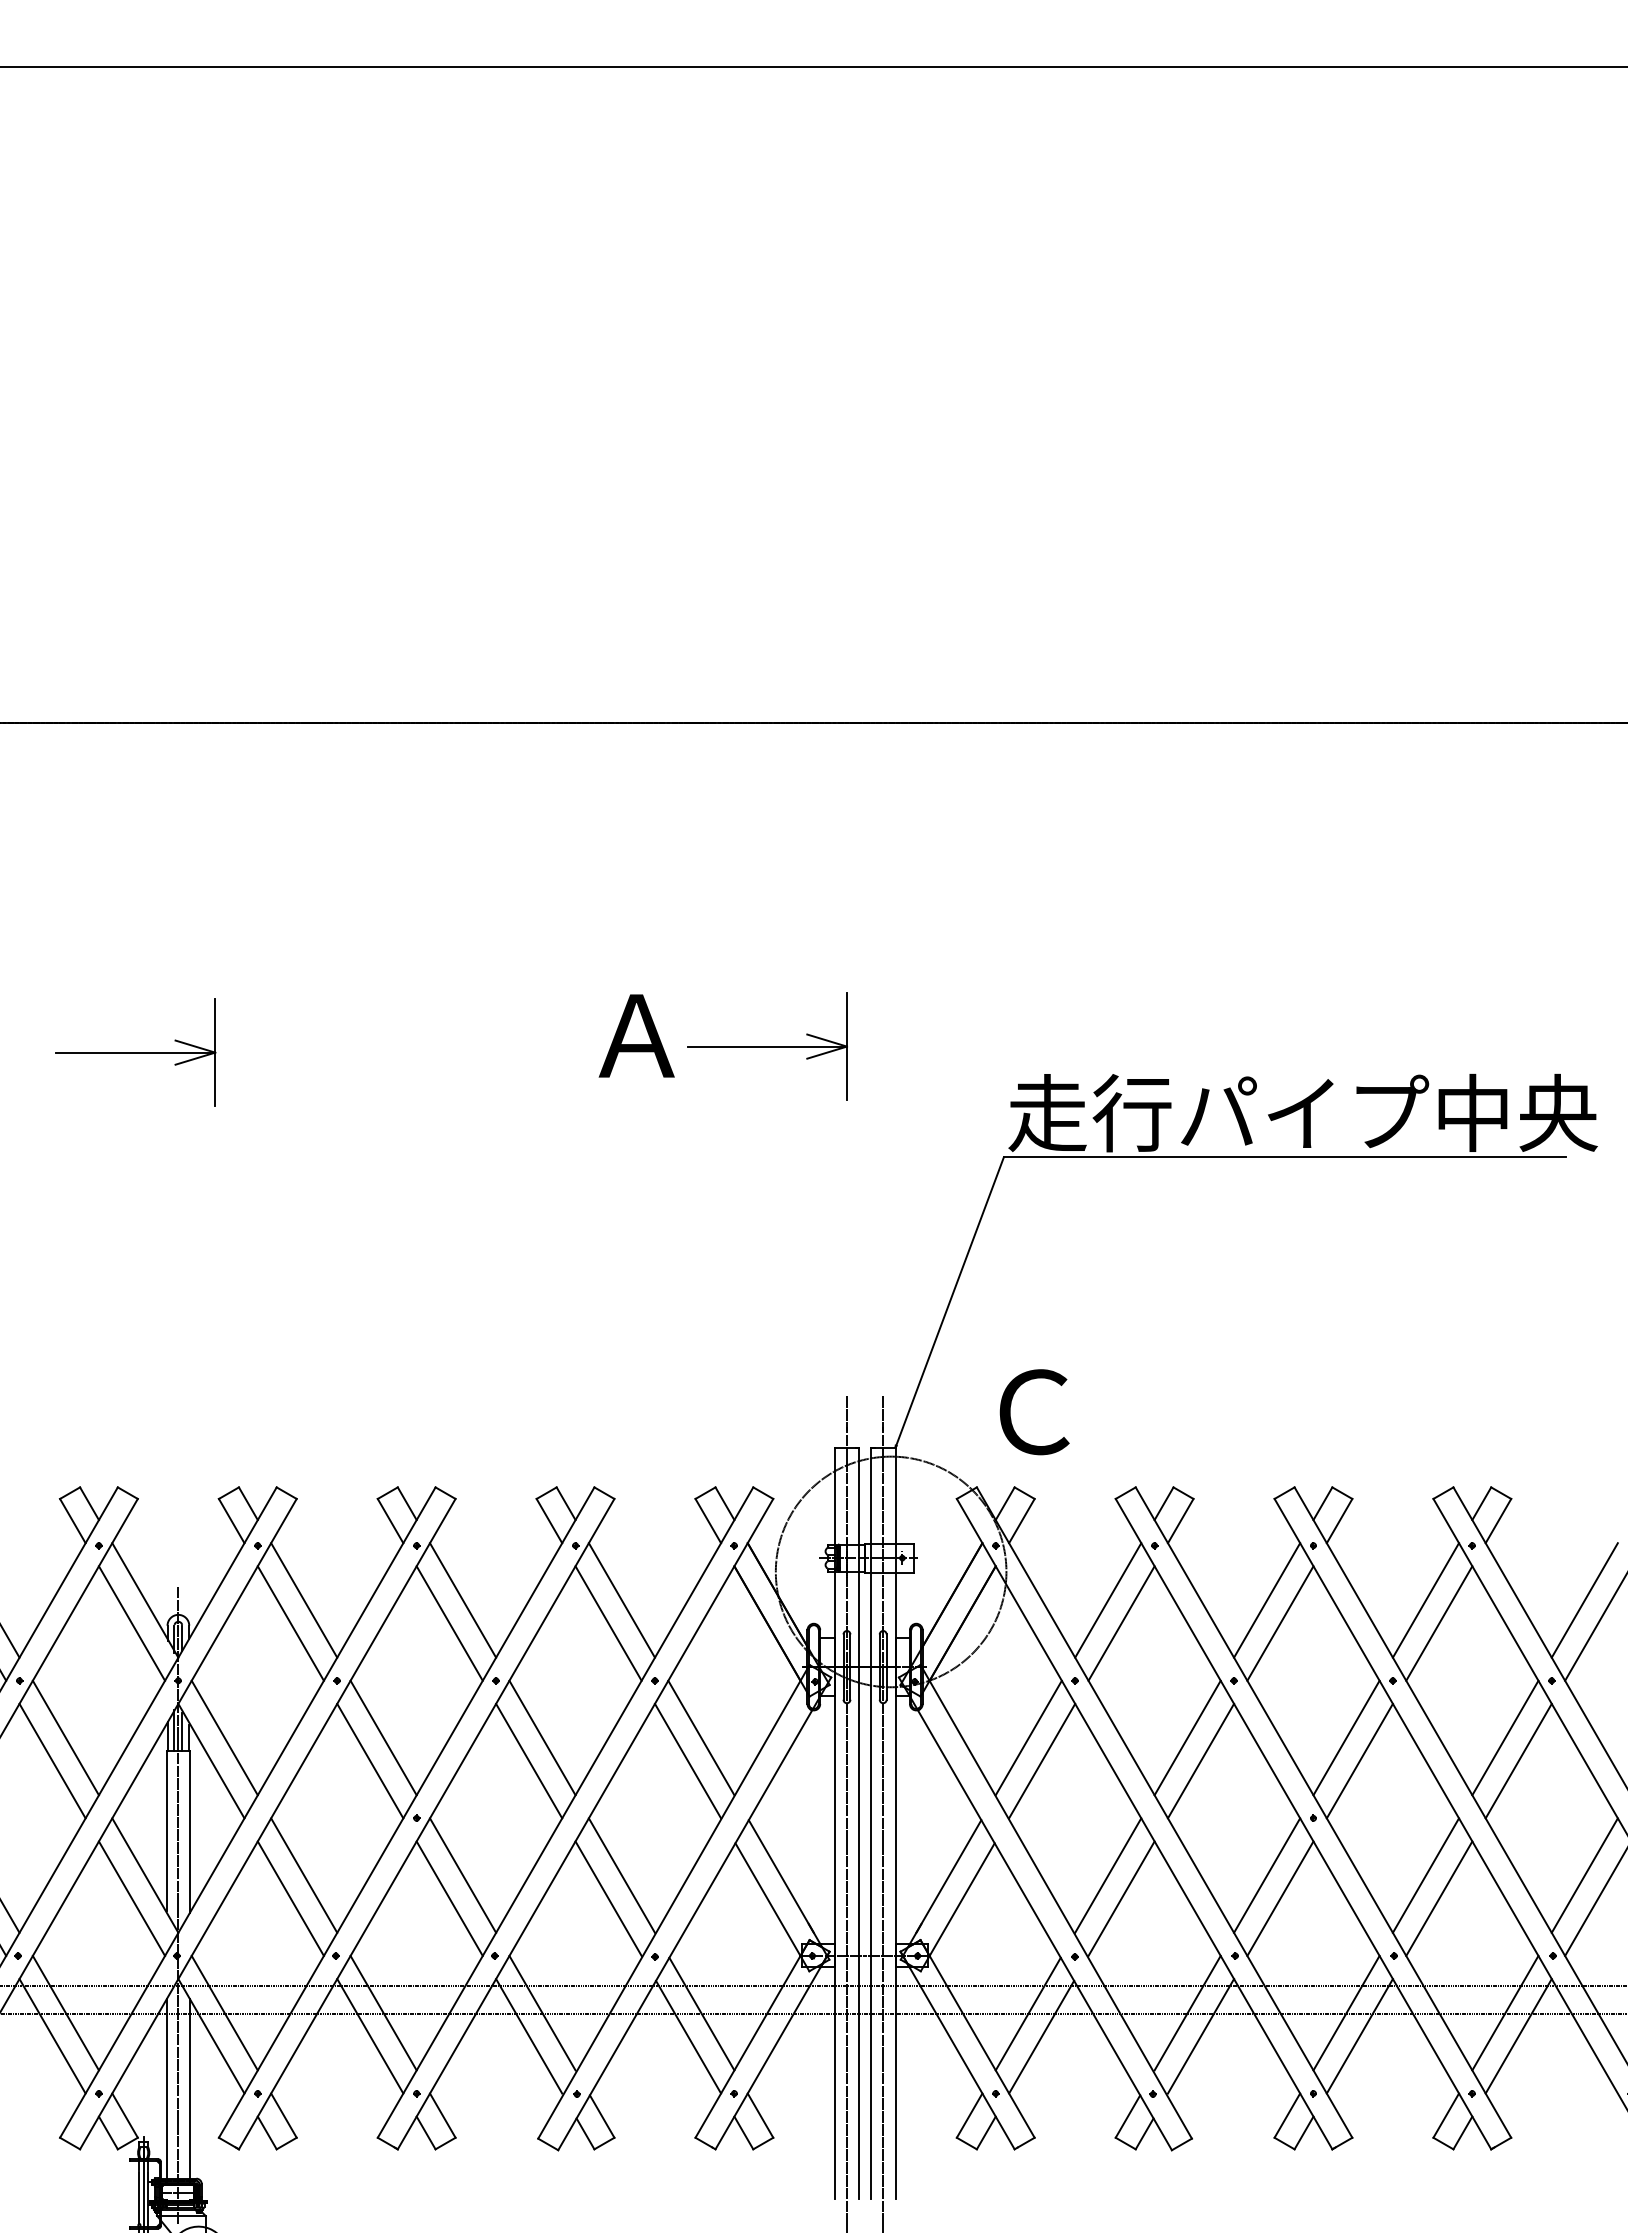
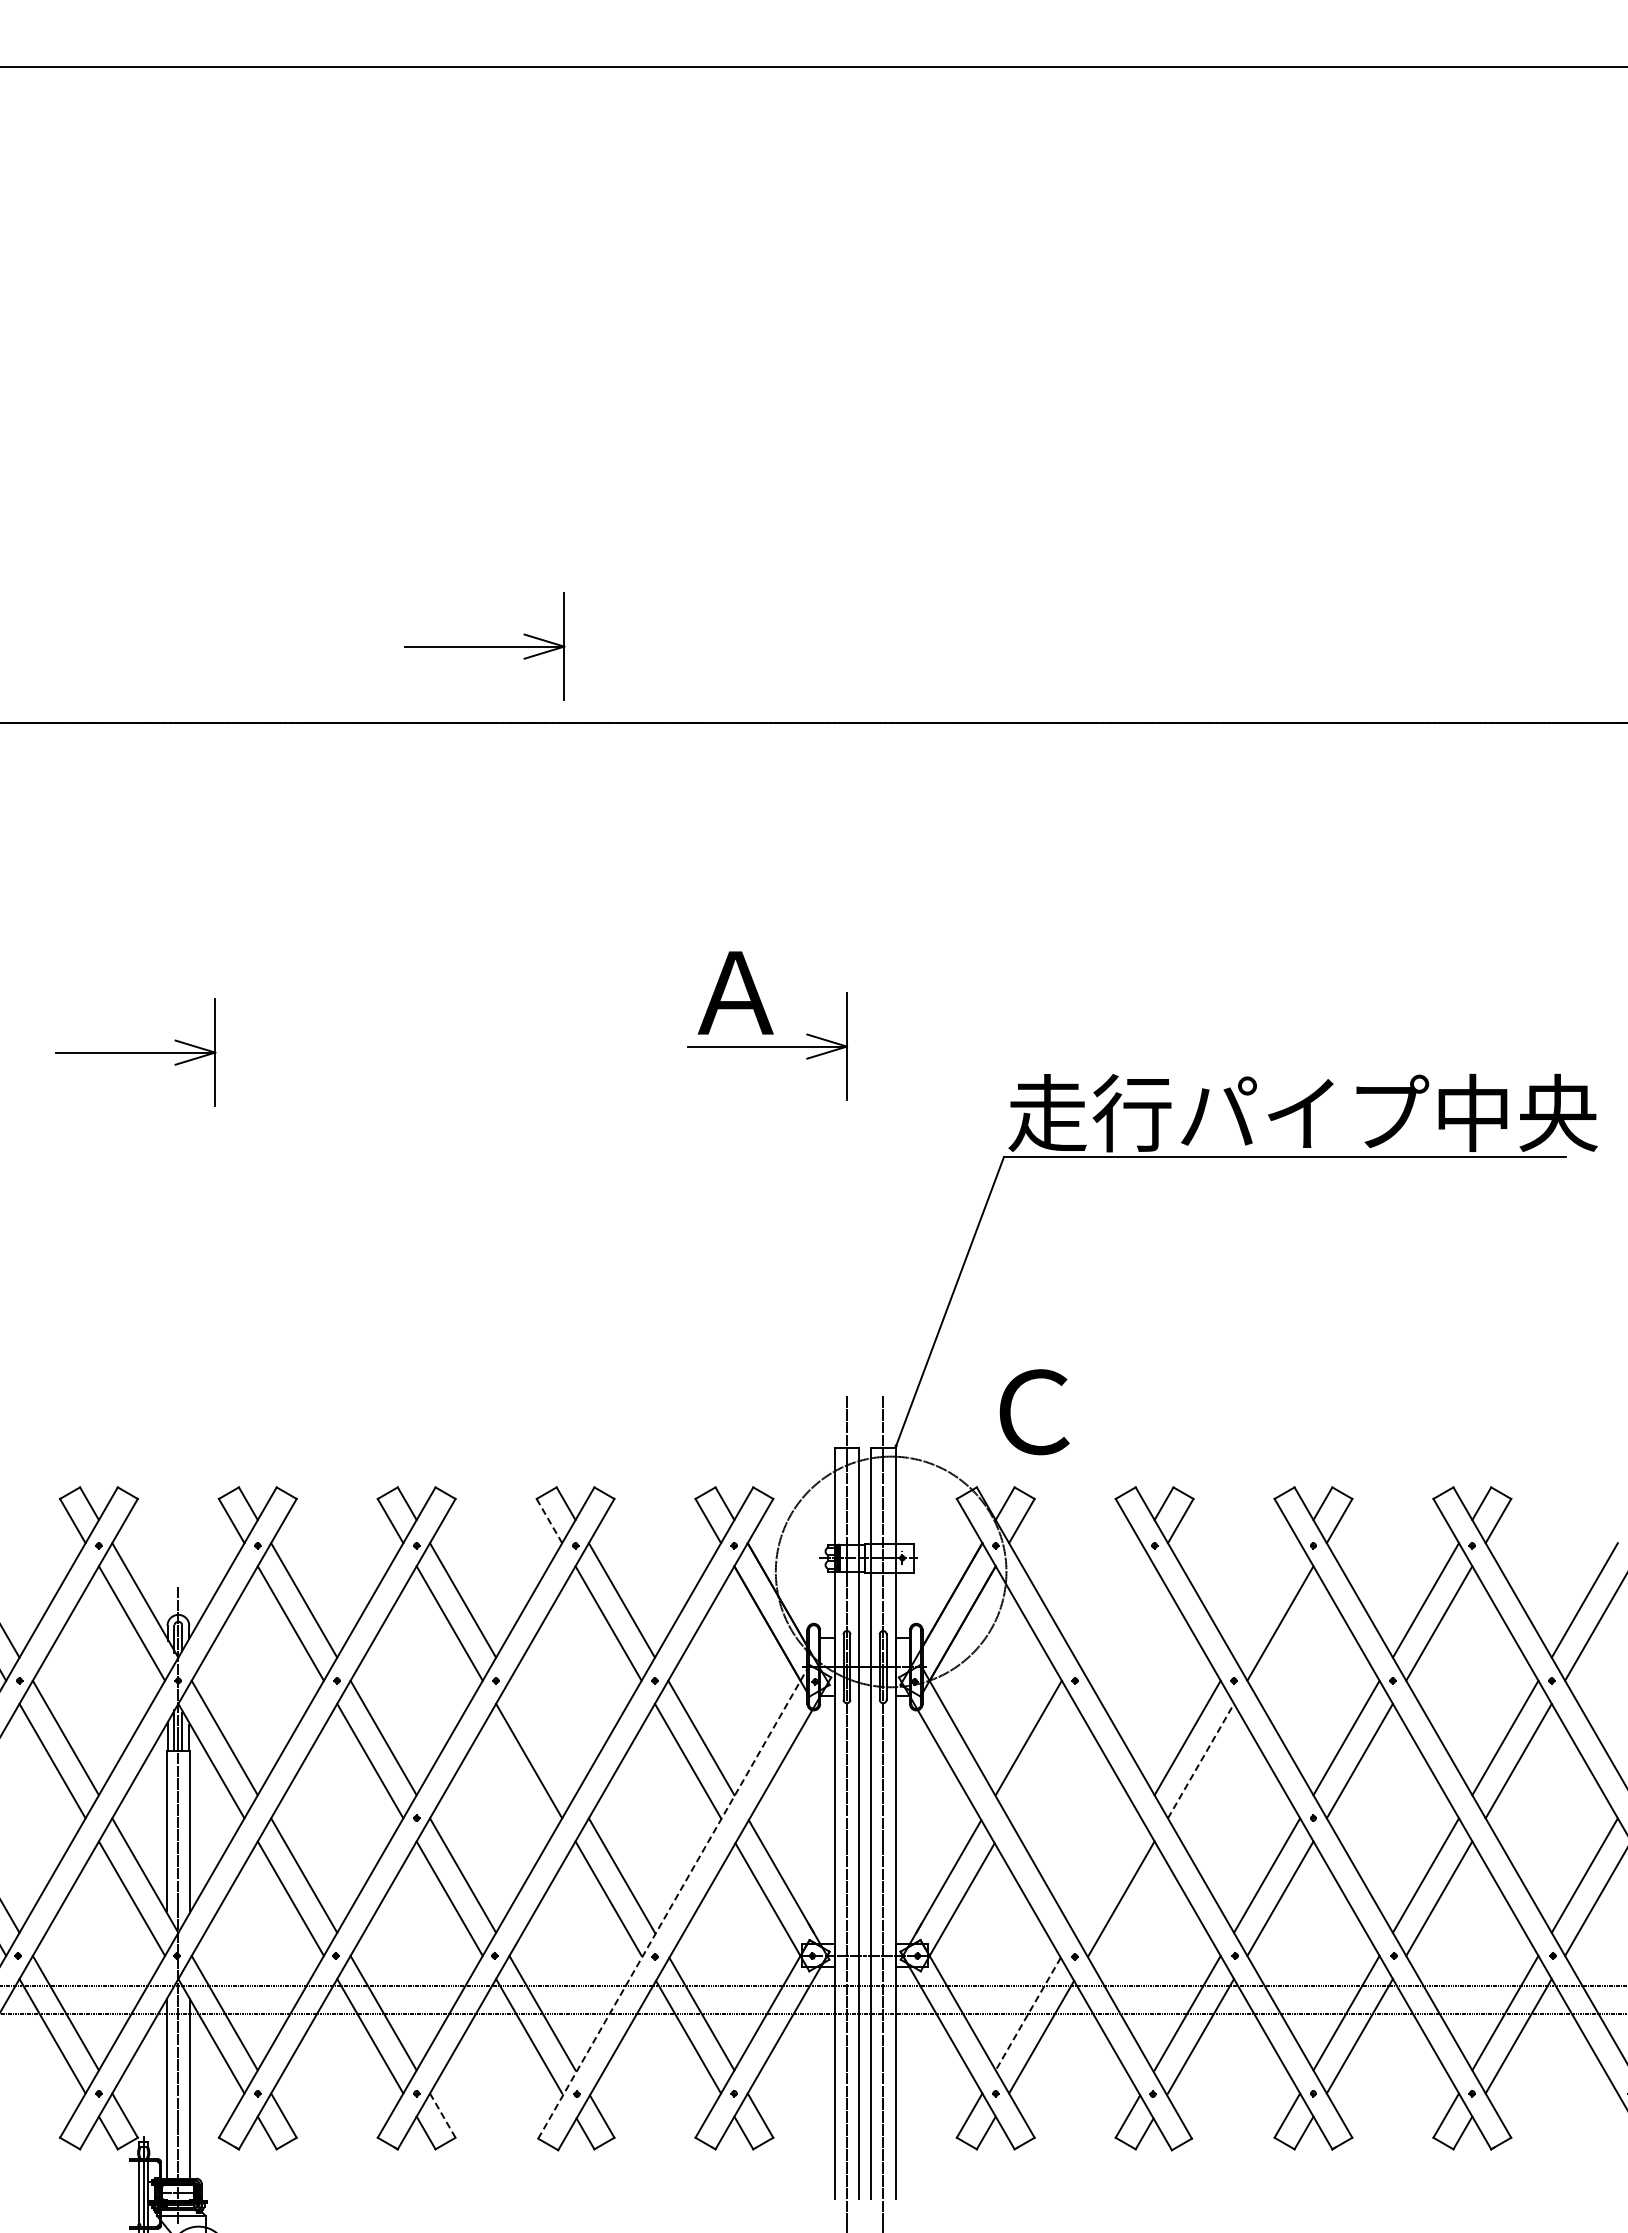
part: none -> present (484, 646)
text position: (636, 1035) -> (735, 992) (735, 992)
line: solid -> dashed (549, 1521)
line: present -> none (1108, 1600)
line: present -> none (1267, 1600)
line: present -> none (1121, 1623)
line: present -> none (542, 1737)
line: present -> none (1042, 1760)
line: solid -> dashed (1201, 1760)
line: present -> none (1108, 1875)
line: solid -> dashed (673, 1901)
line: solid -> dashed (1028, 2014)
line: solid -> dashed (442, 2115)
